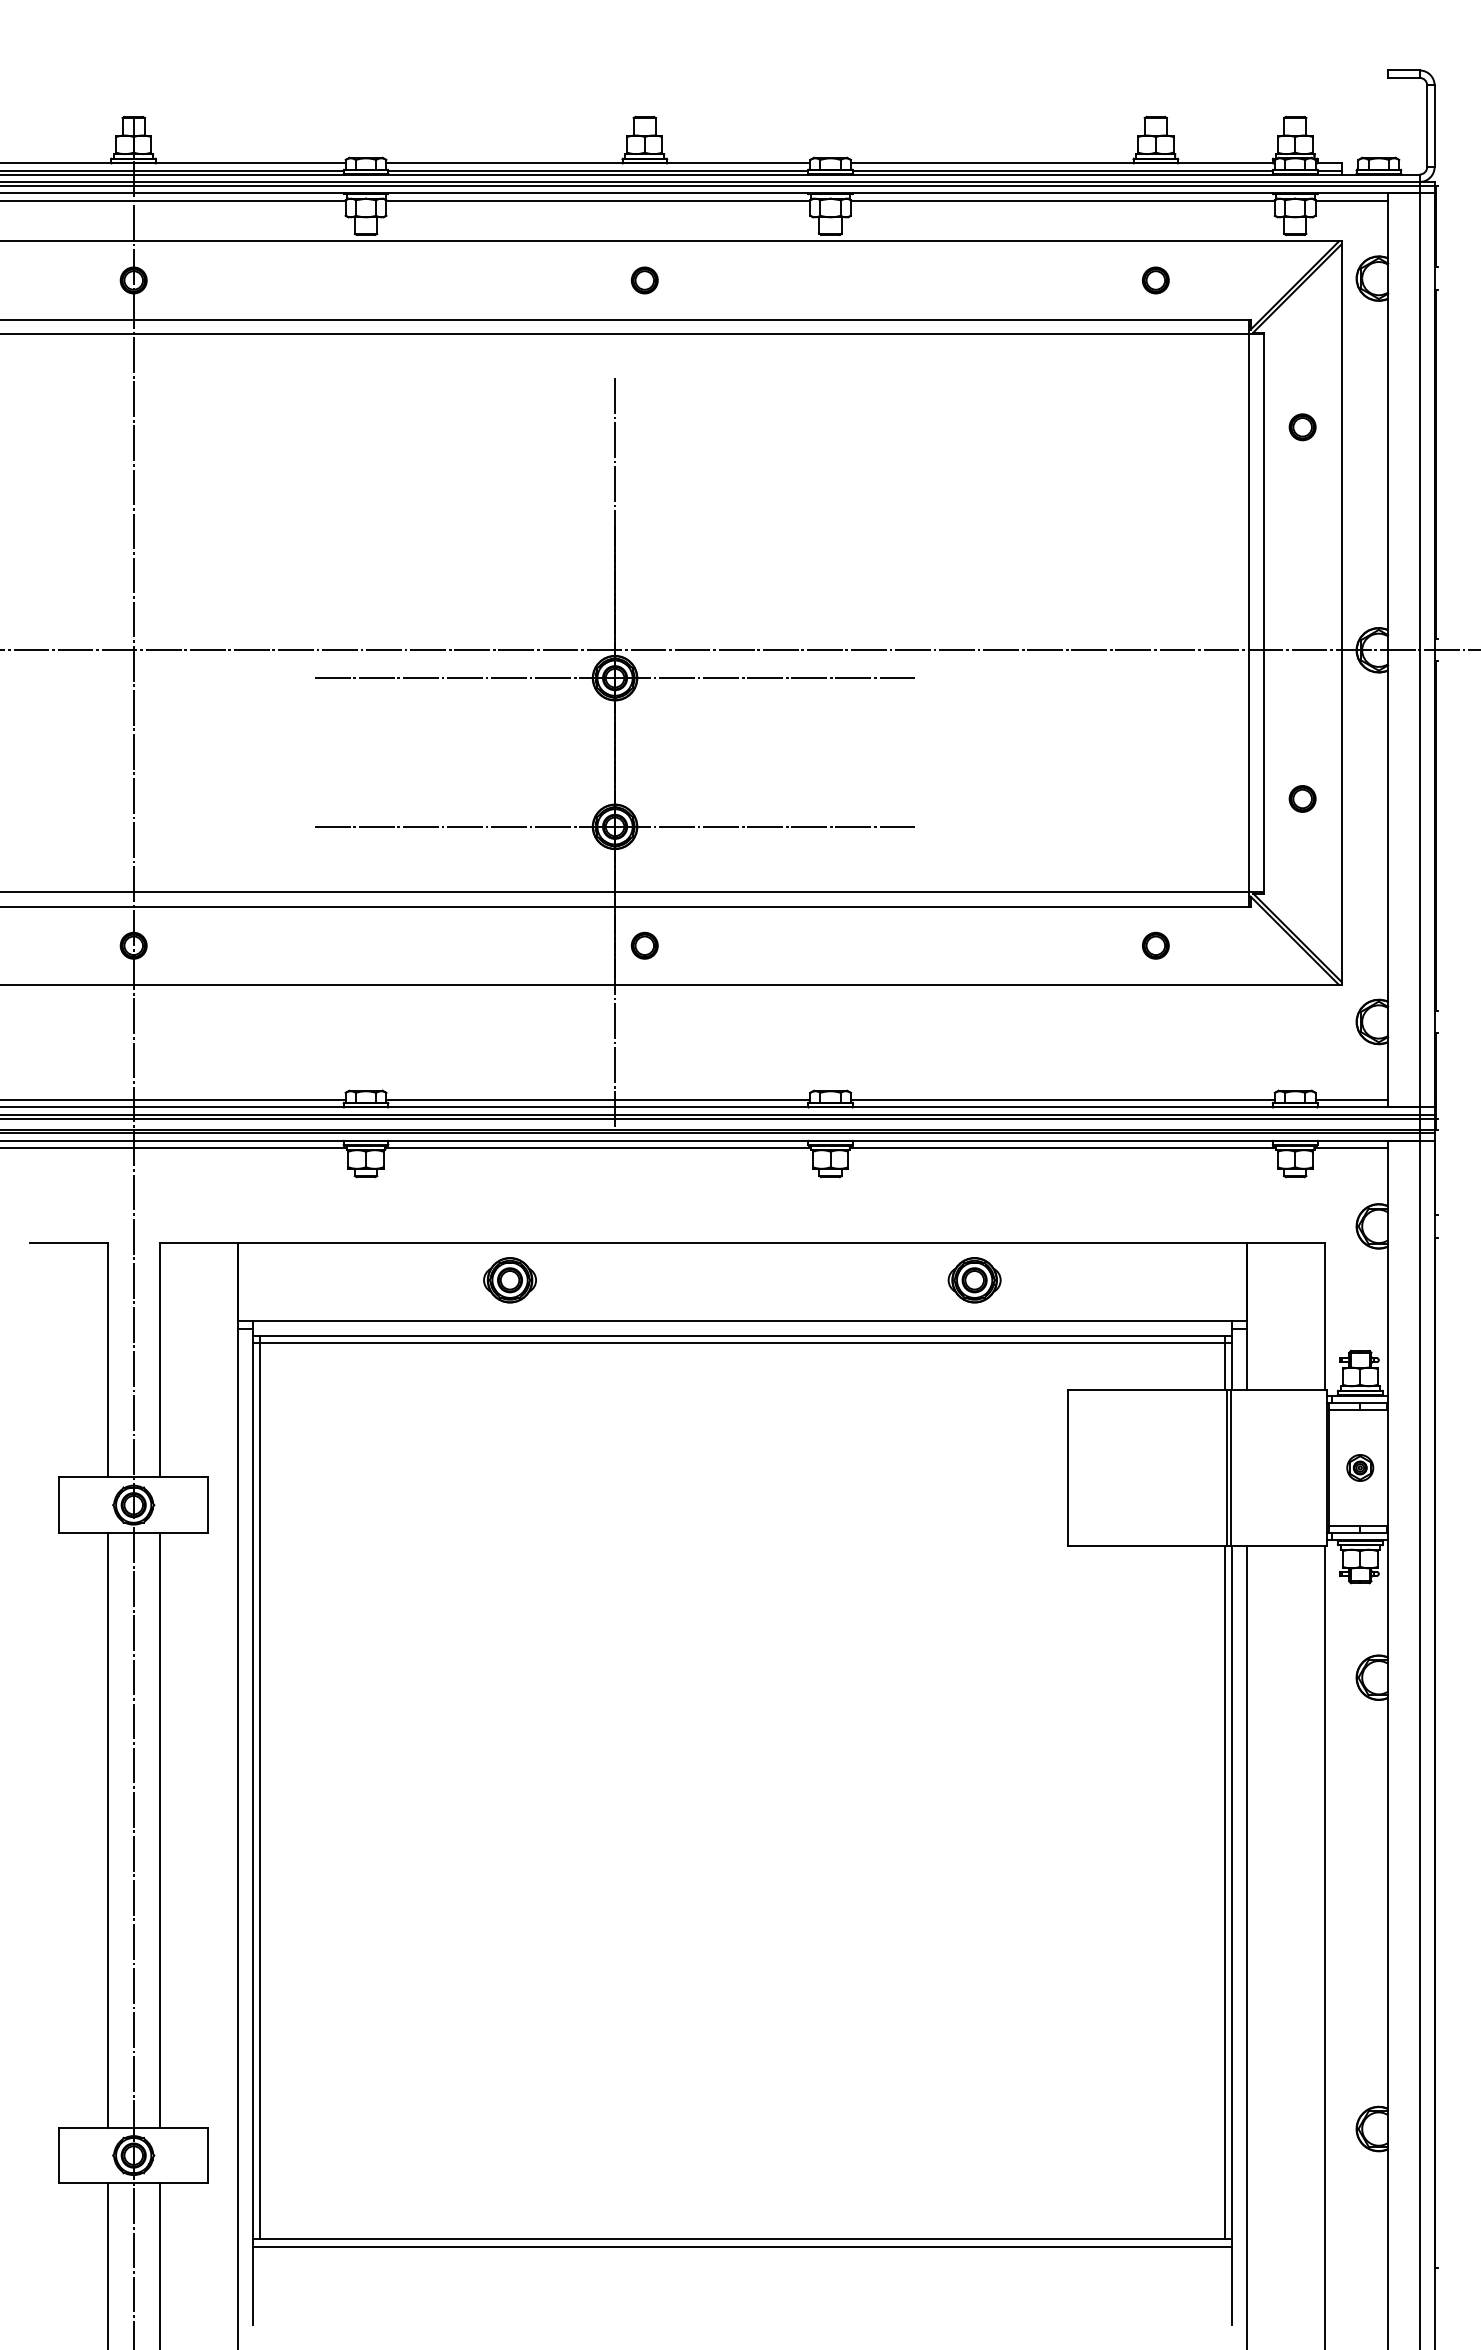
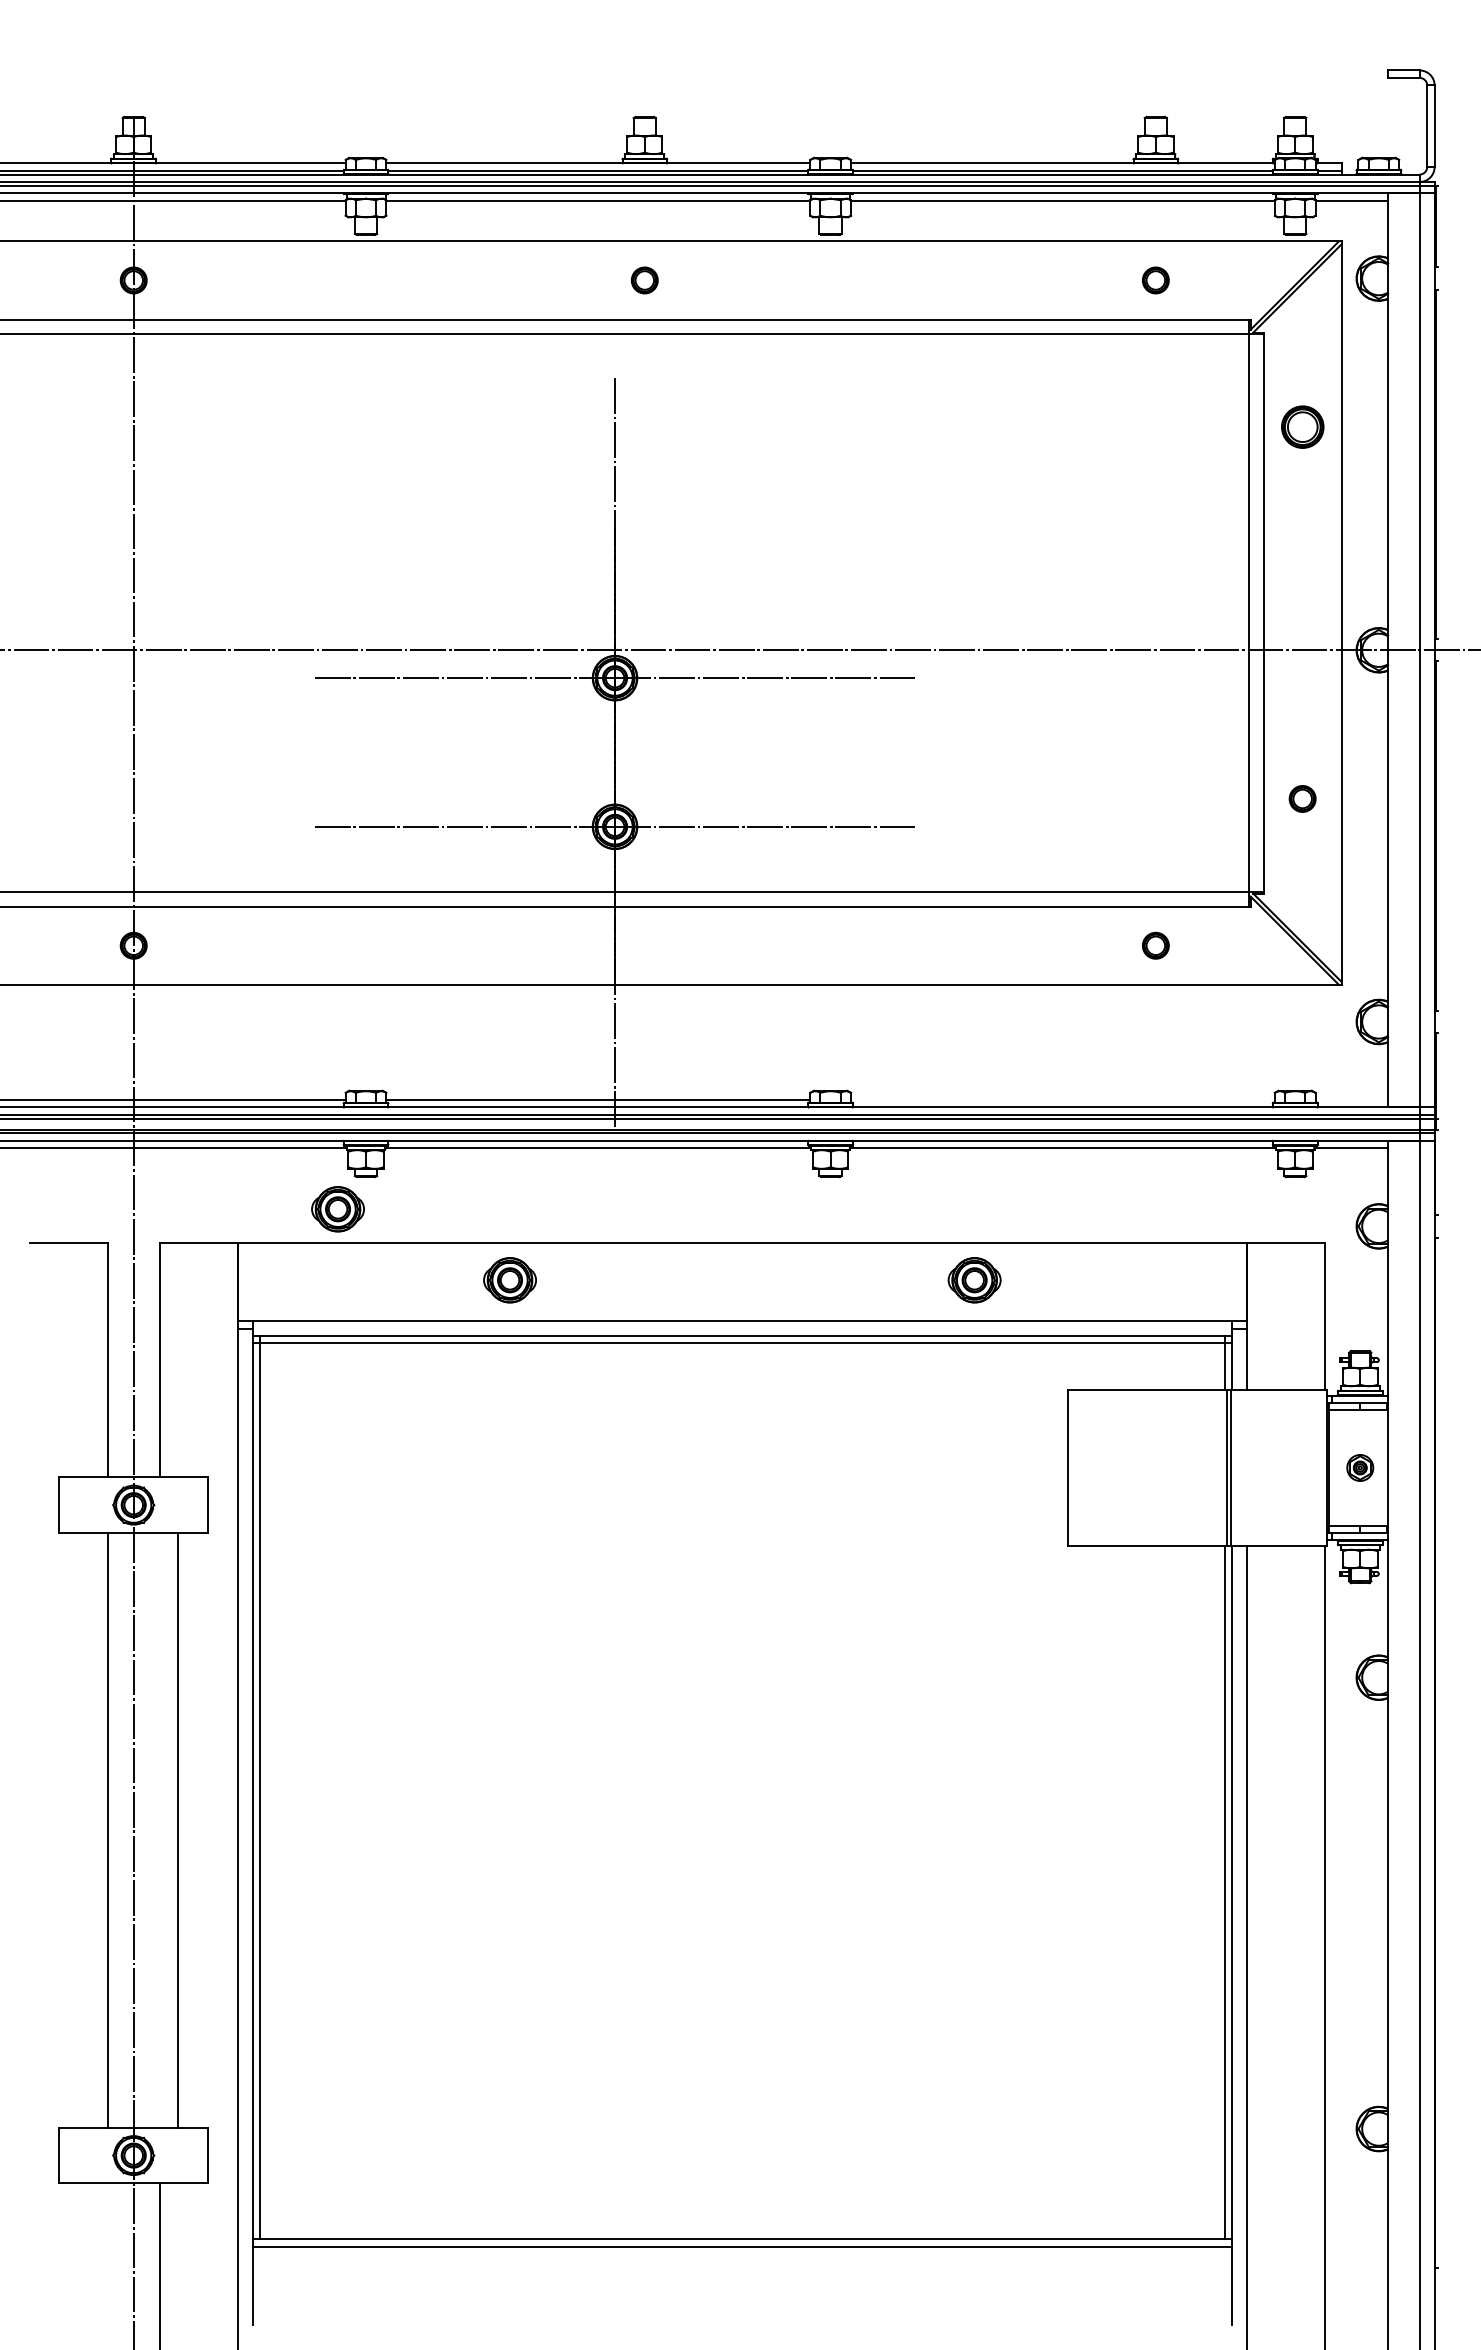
part size: 29x29 px -> 44x44 px (1302, 426)
part: present -> none (644, 945)
line: present -> none (1062, 1100)
line: present -> none (1351, 1100)
part: none -> present (337, 1209)
line position: (159, 1830) -> (177, 1830) (177, 1830)
line: present -> none (107, 2264)
